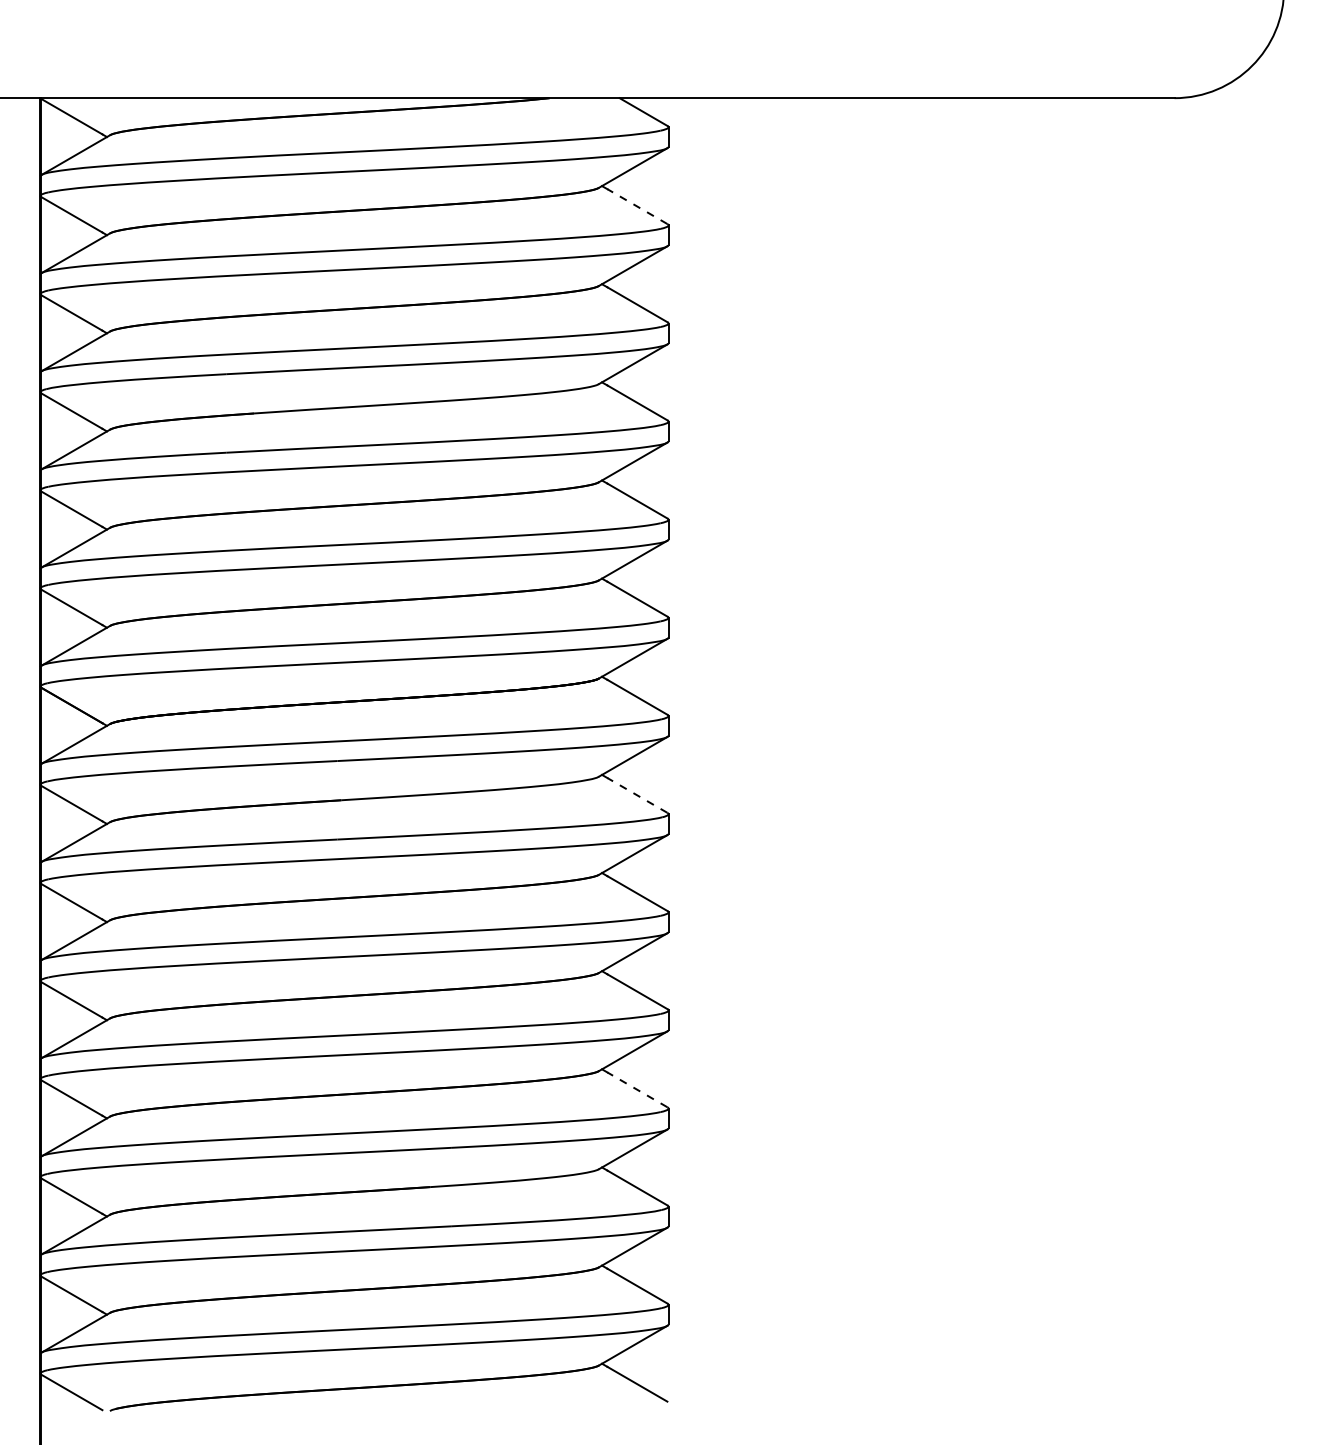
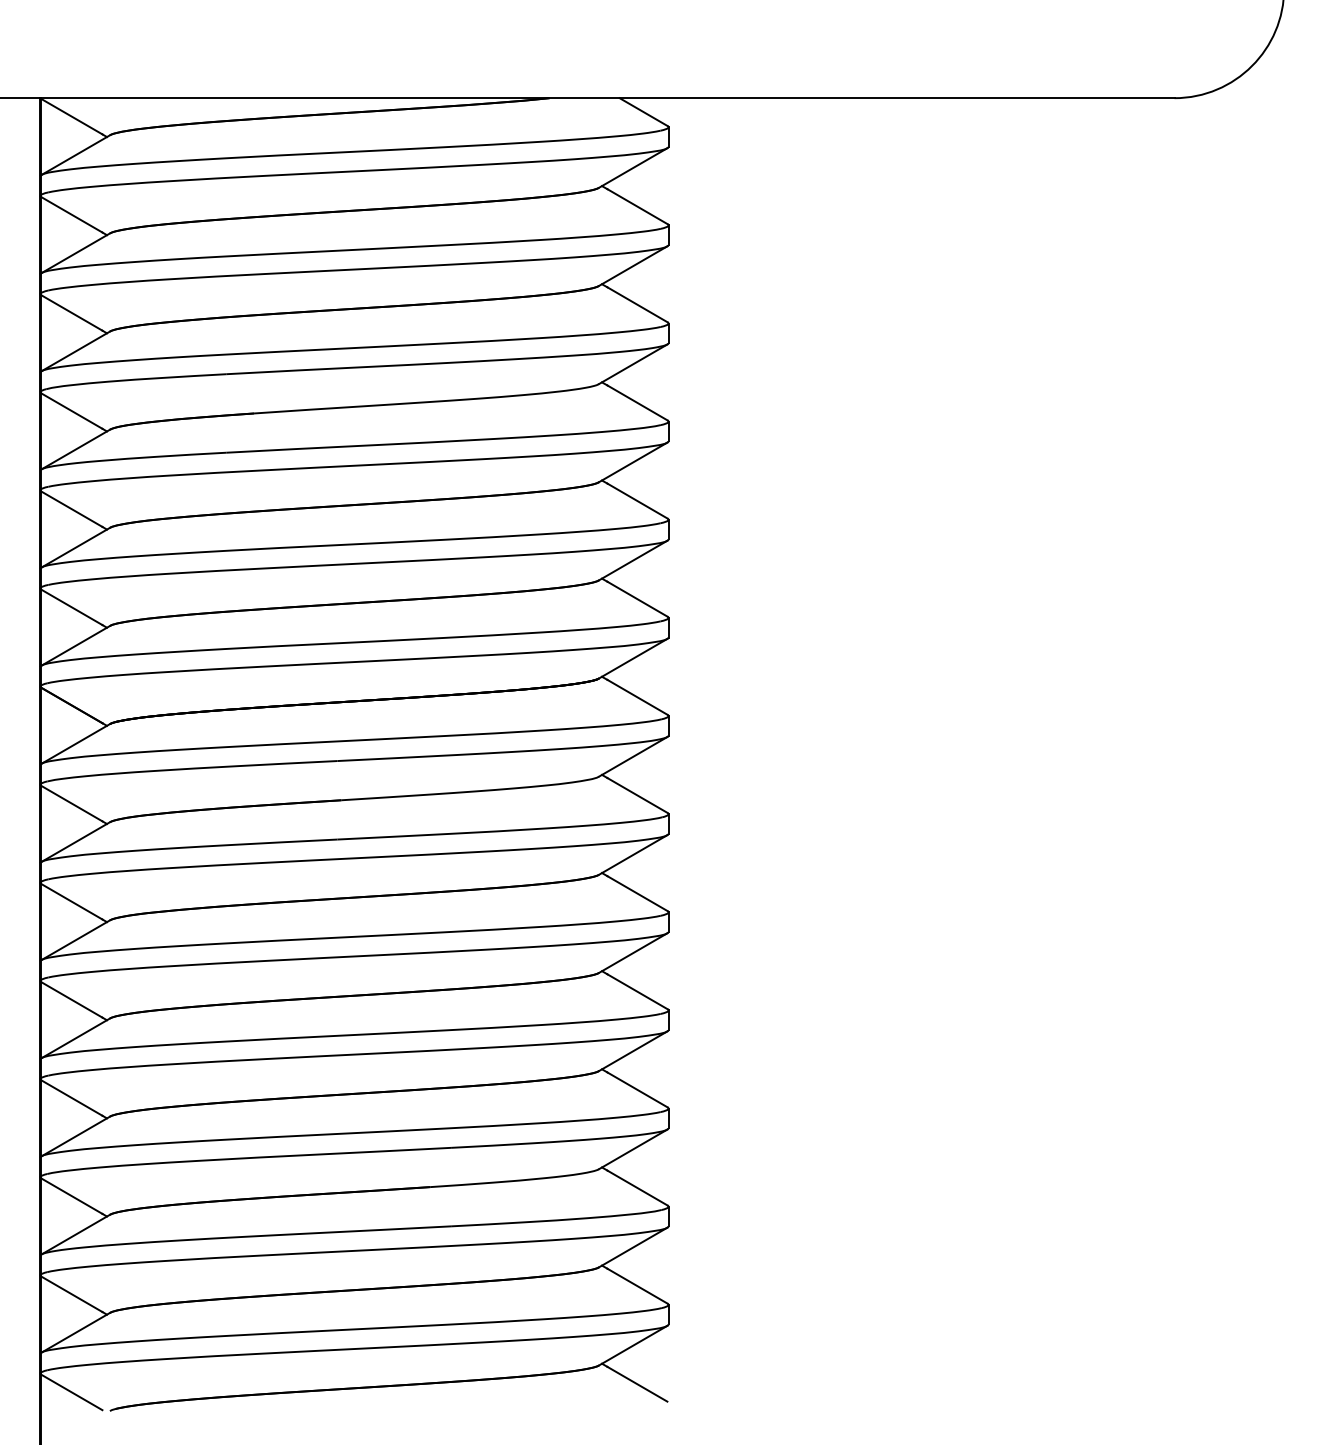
line: dashed -> solid (637, 206)
line: dashed -> solid (637, 795)
line: dashed -> solid (637, 1089)
